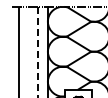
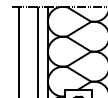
line: dashed -> solid (37, 52)
